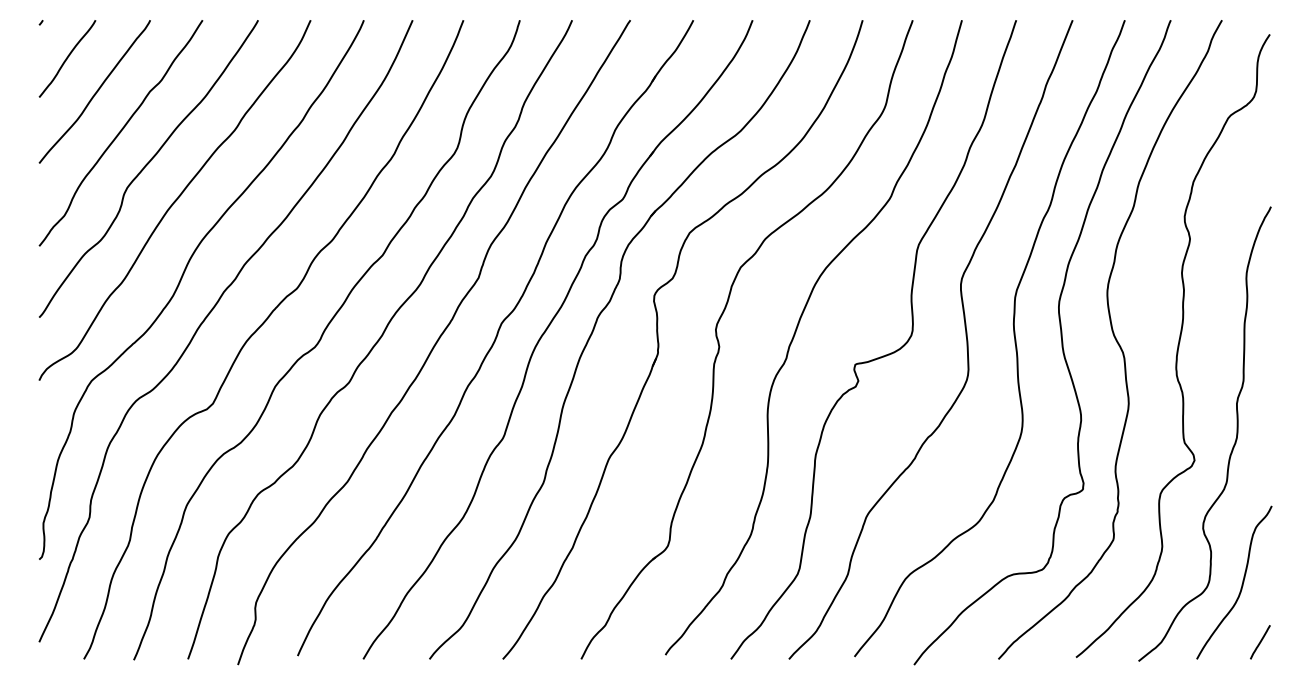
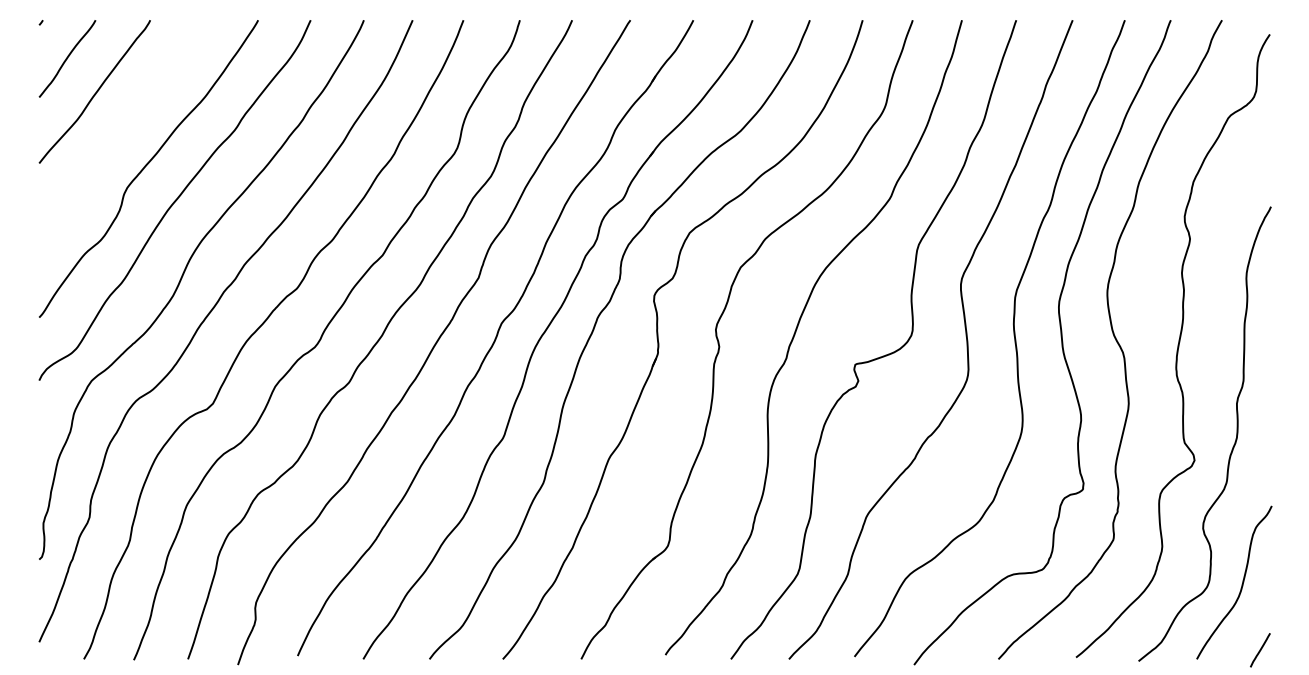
curve: present -> none (120, 133)
line position: (1260, 642) -> (1260, 650) (1260, 650)
